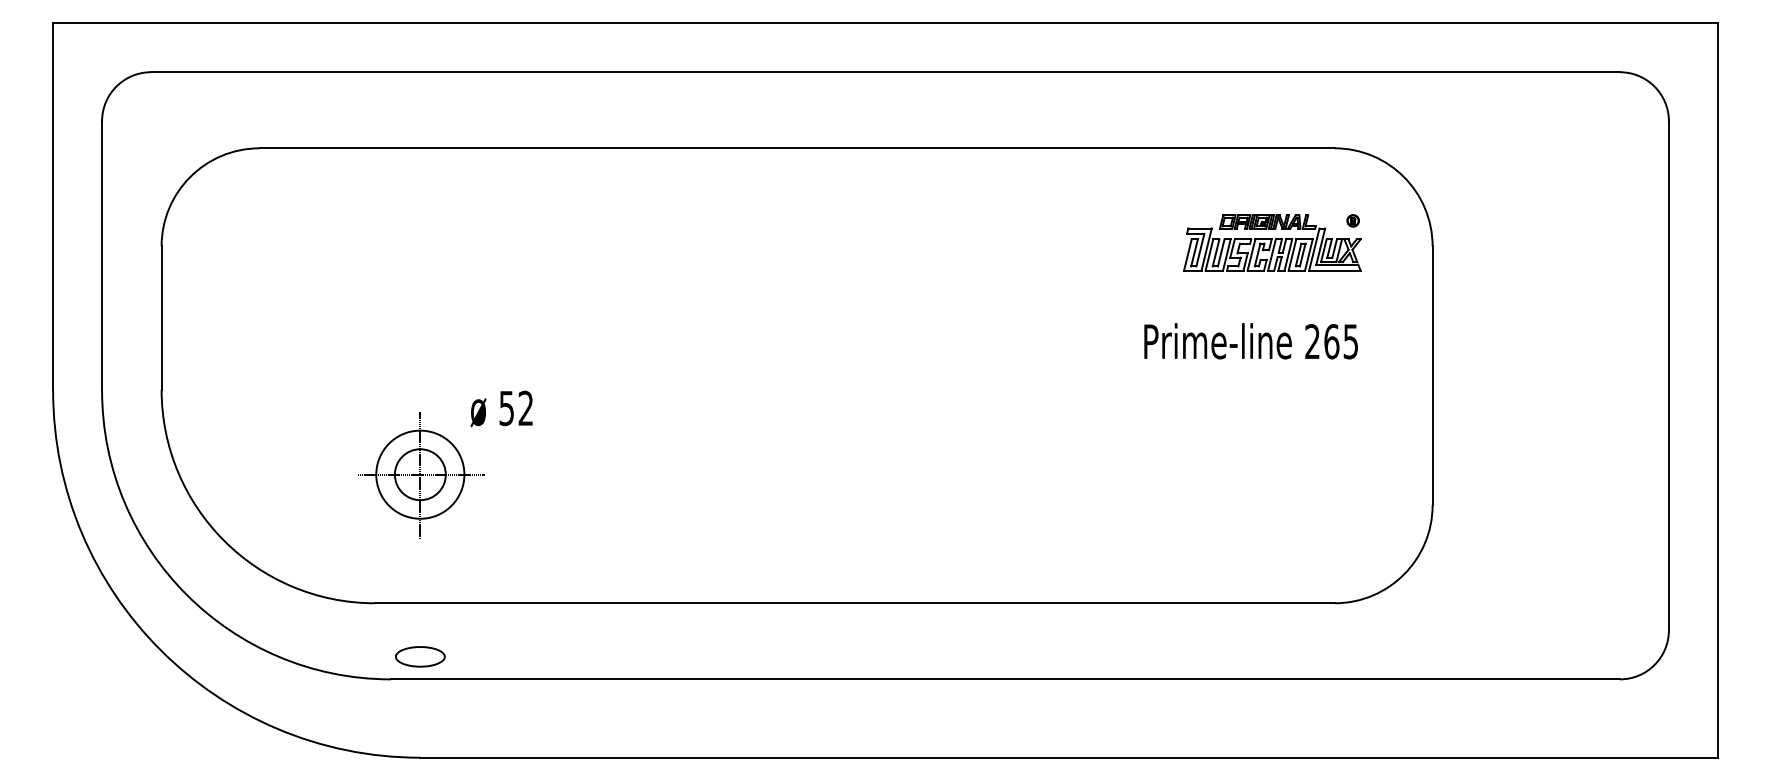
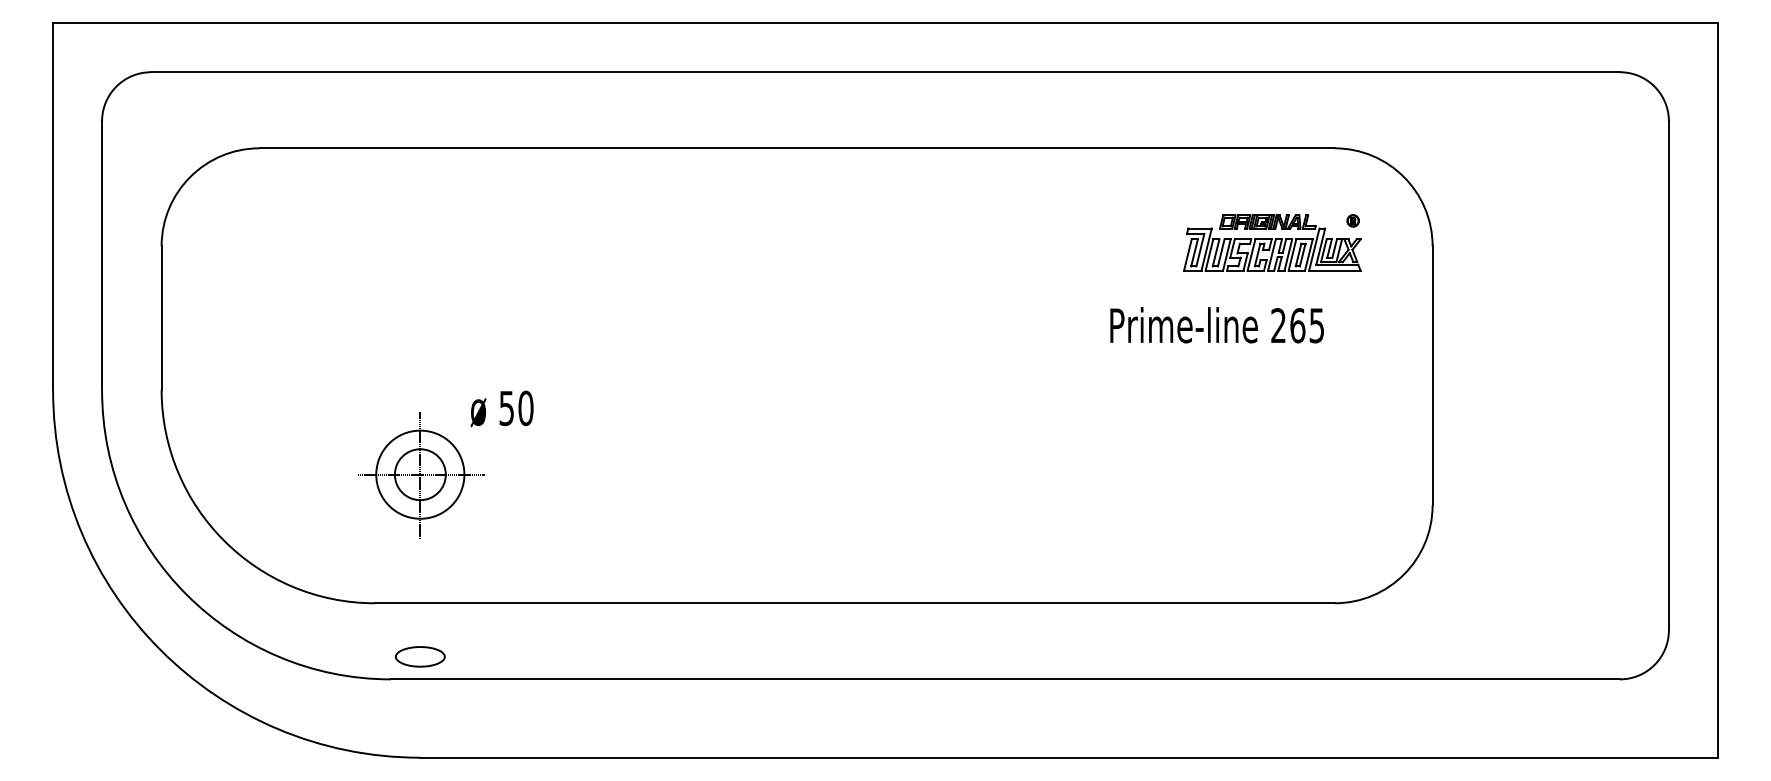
text position: (1250, 341) -> (1216, 325) (1216, 325)
text: 52 -> 50 (525, 408)
